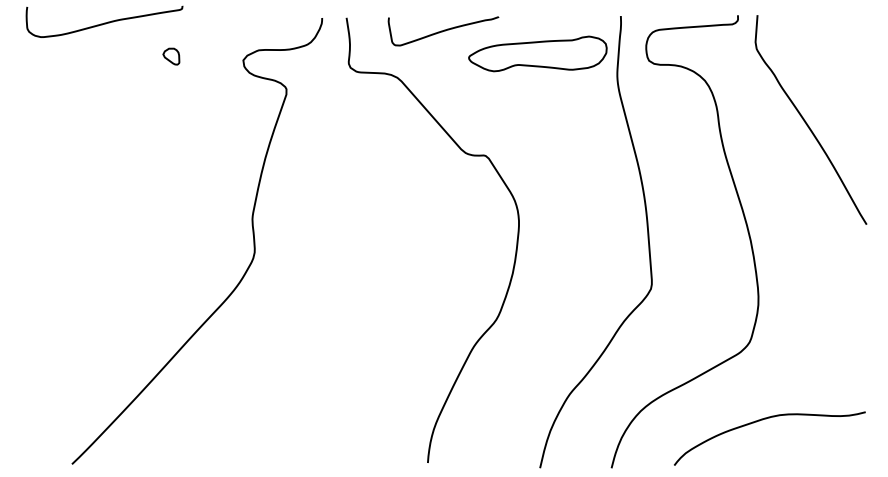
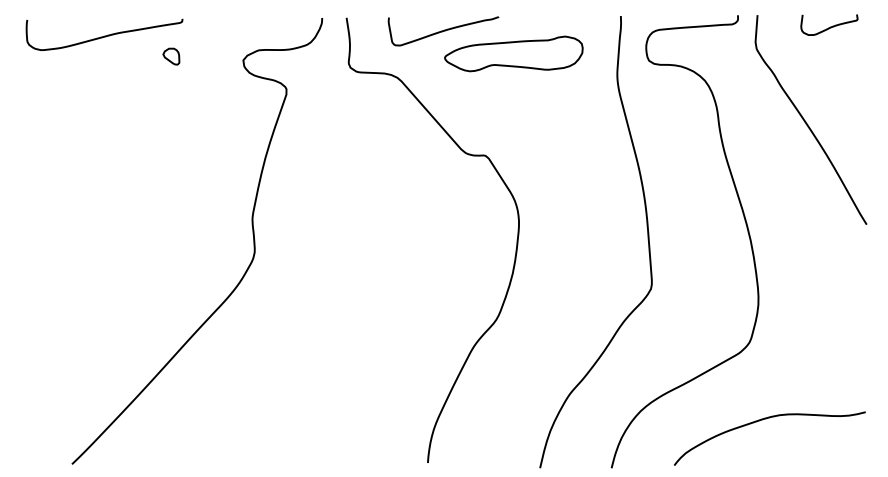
curve position: (104, 22) -> (104, 35) (104, 35)
curve: none -> present (830, 26)
part position: (537, 53) -> (513, 53) (513, 53)
